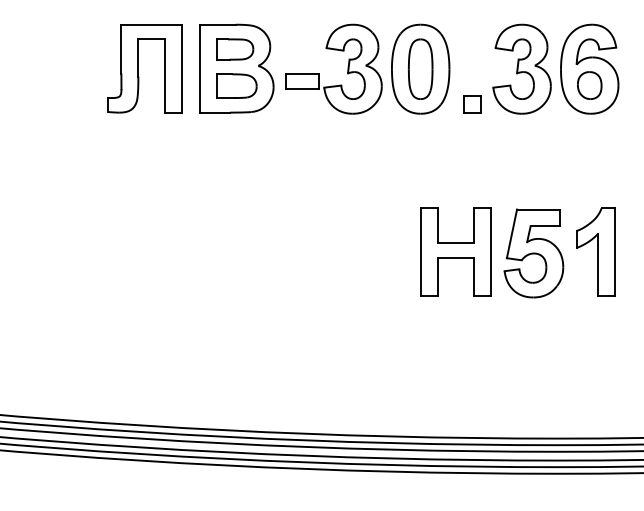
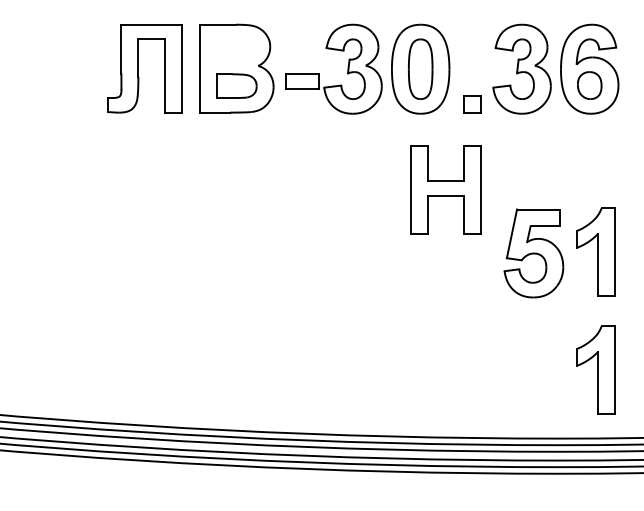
part: present -> none (235, 49)
part position: (455, 251) -> (445, 189) (445, 189)
part: none -> present (595, 369)
